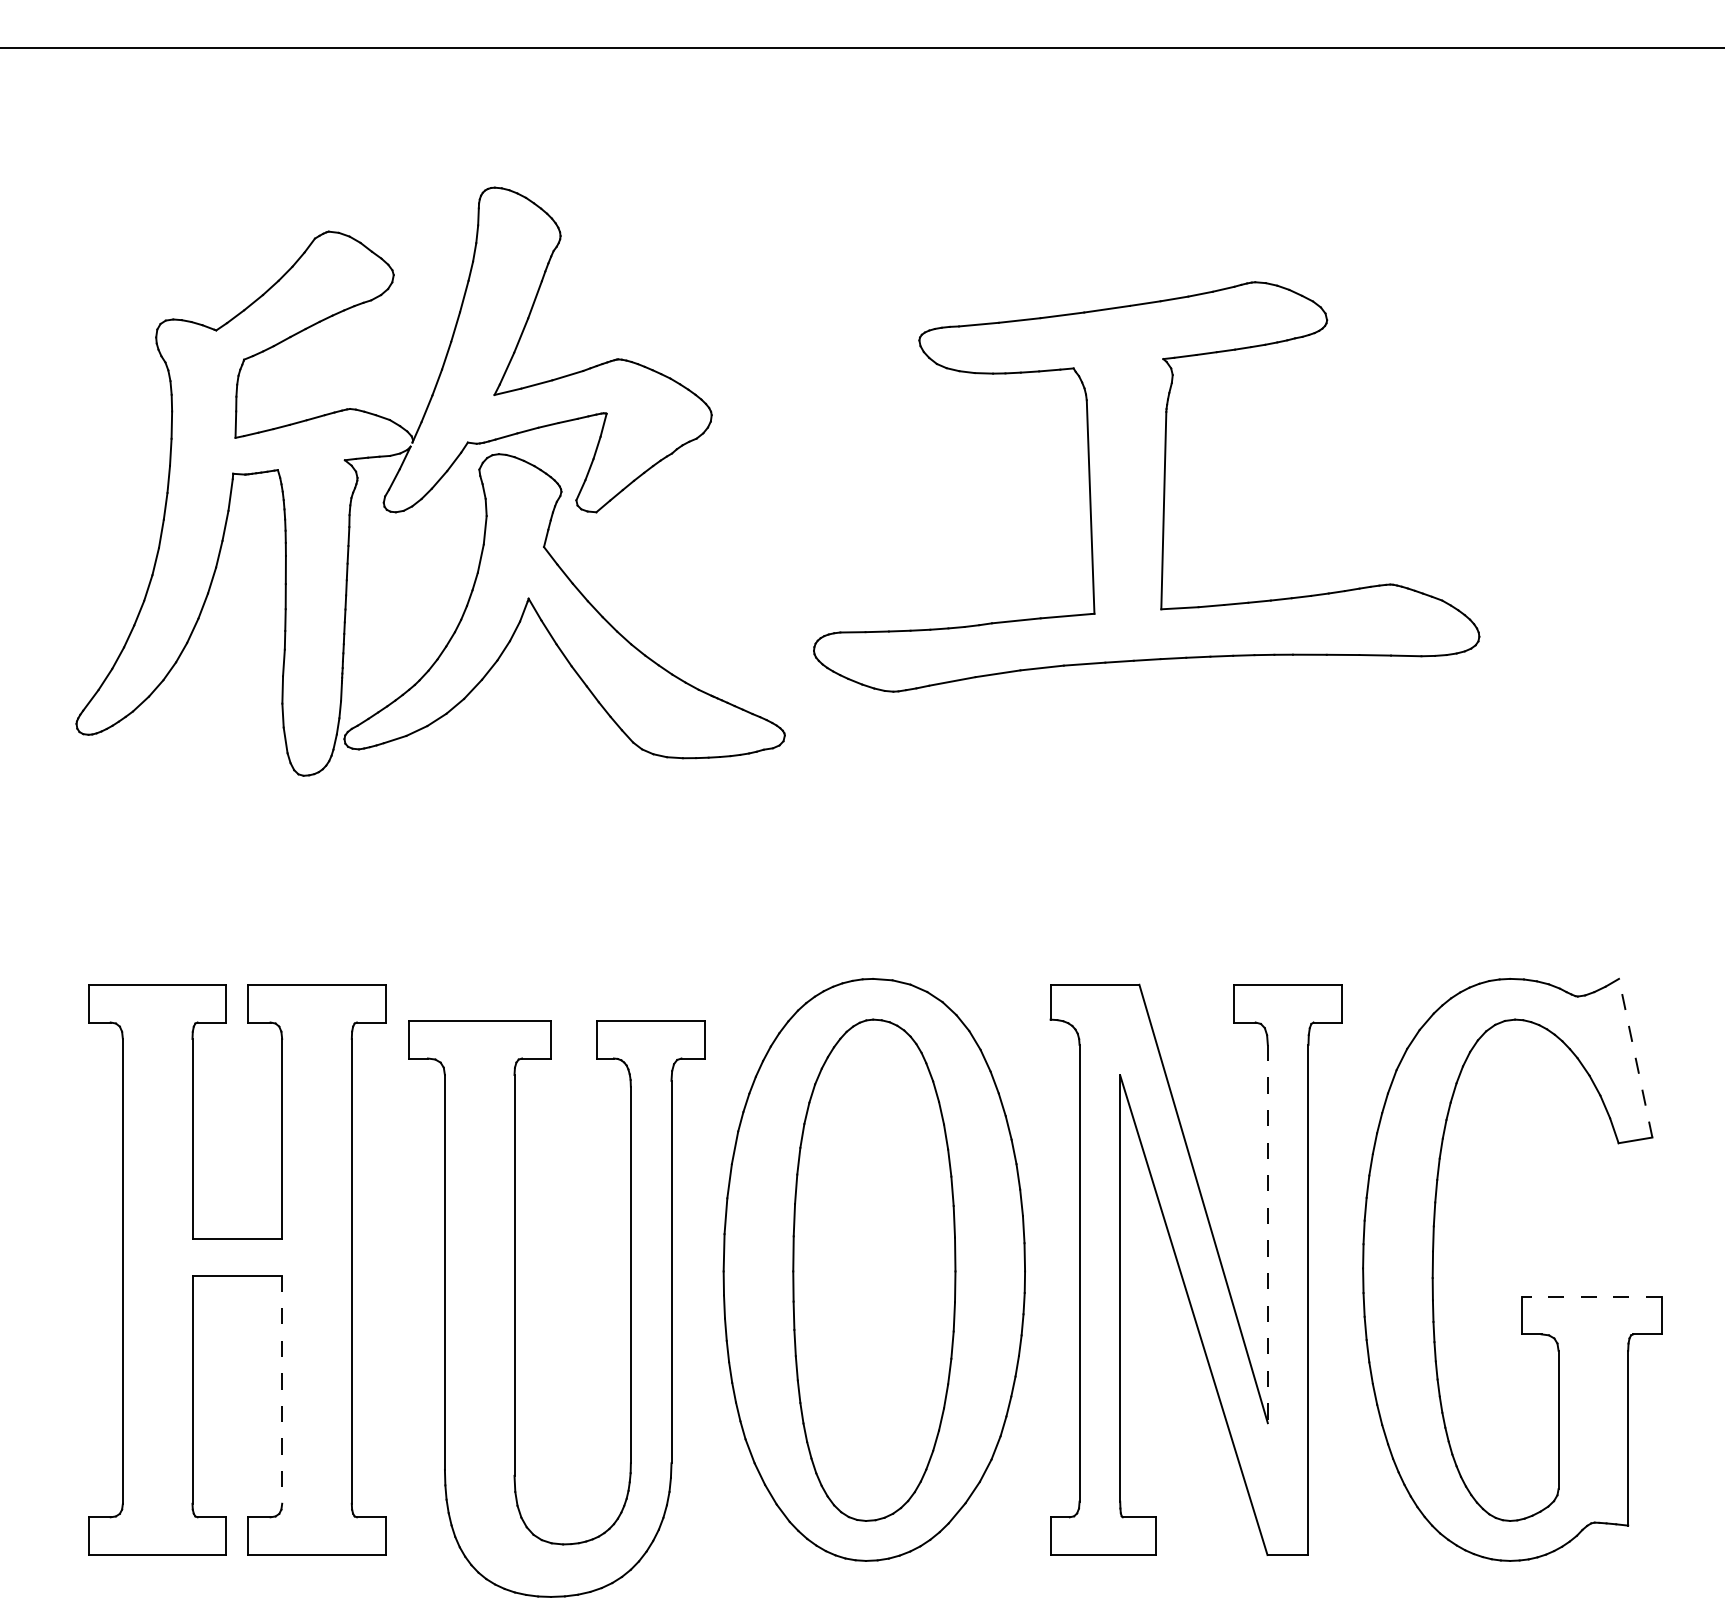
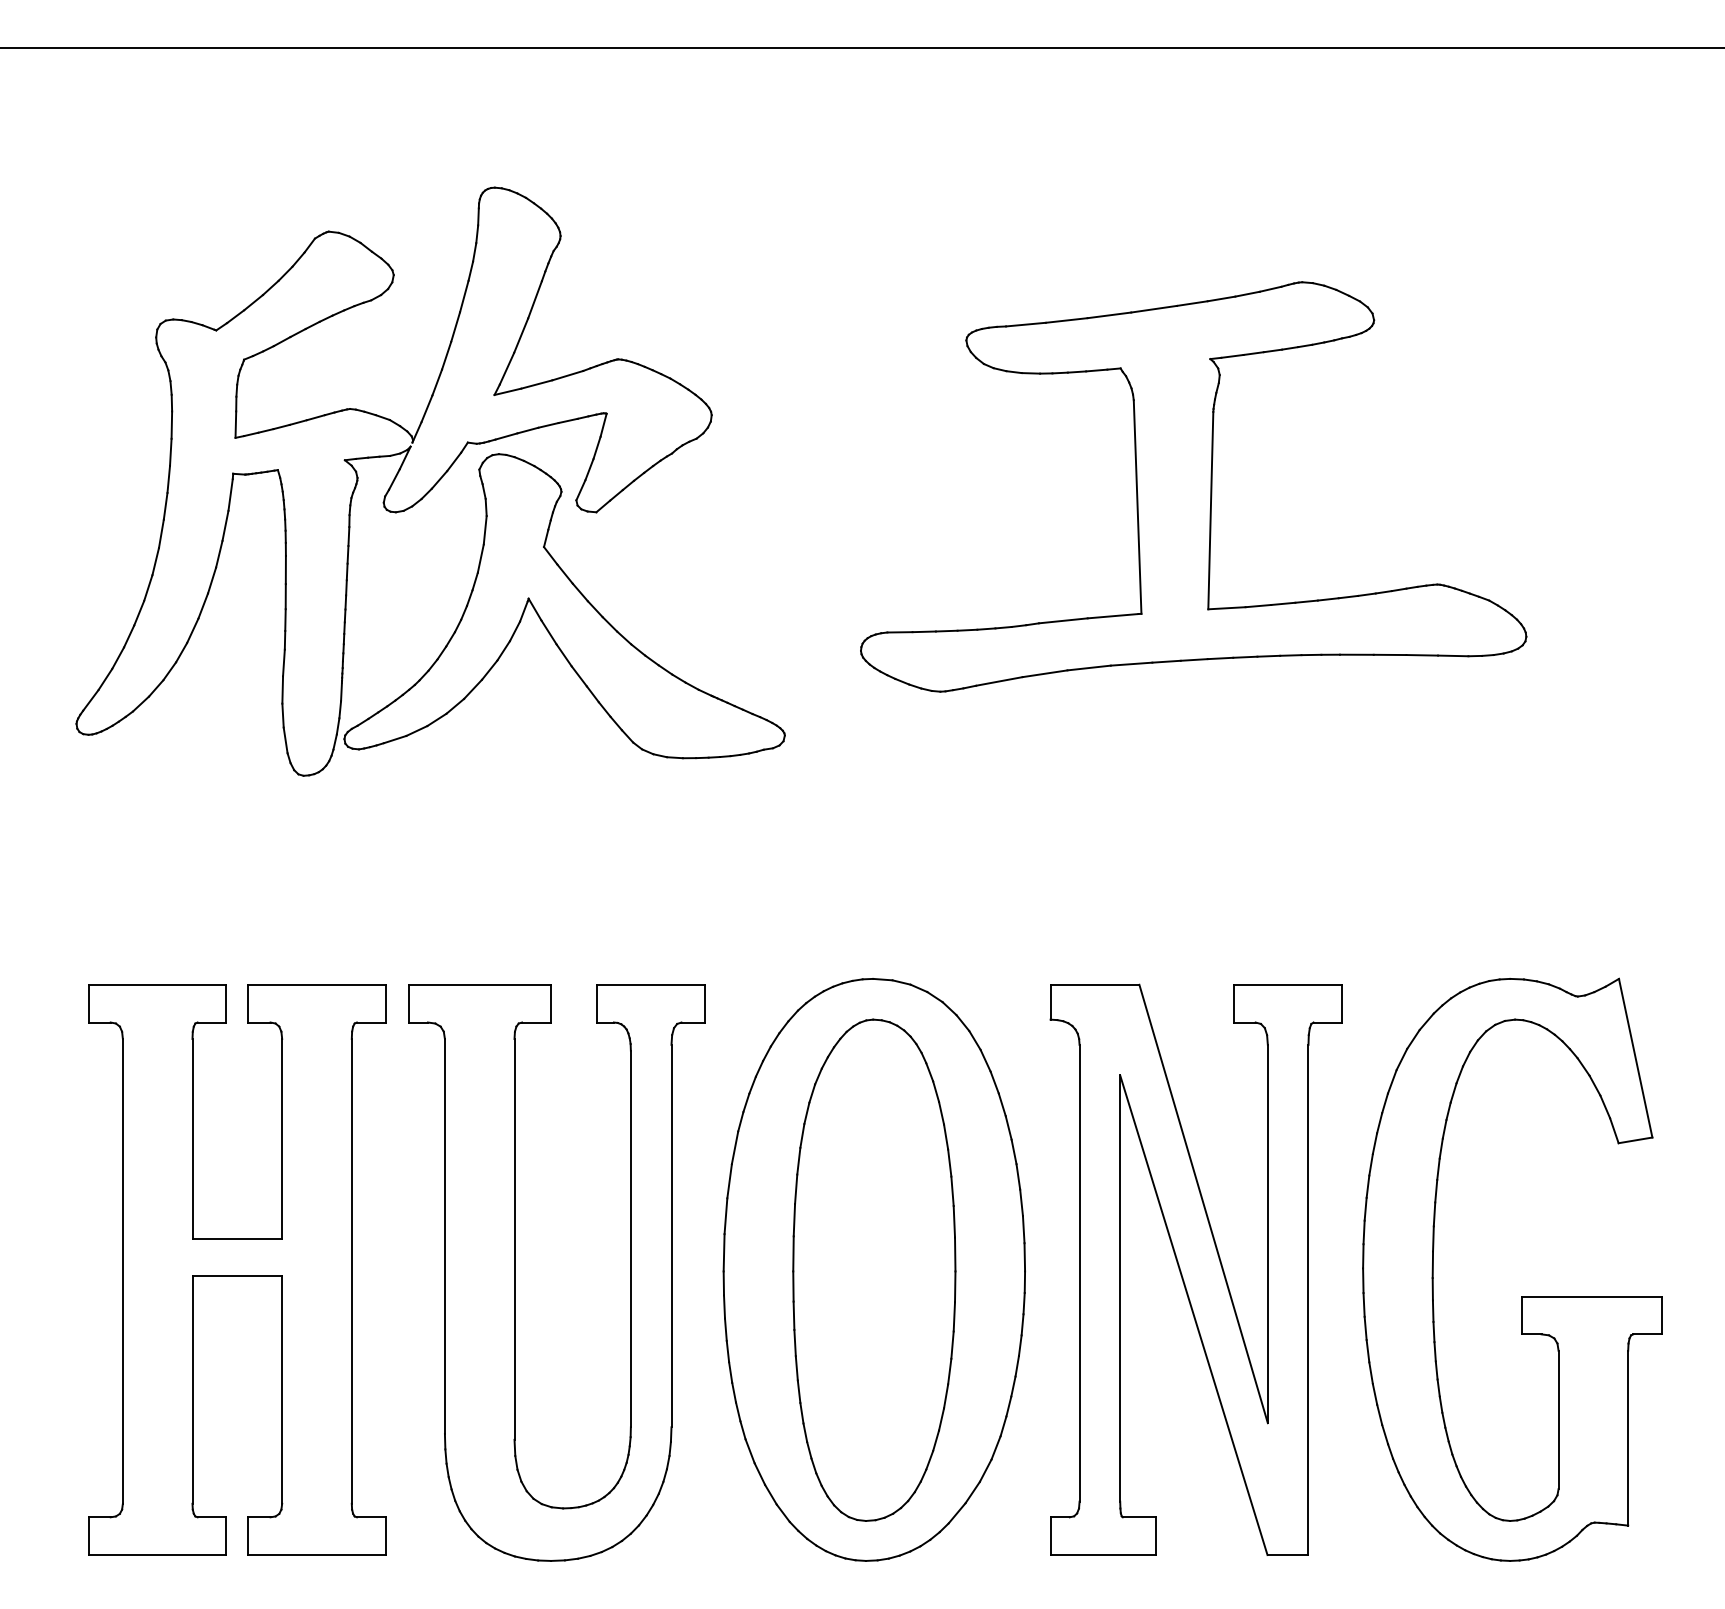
part position: (1146, 486) -> (1193, 486) (1193, 486)
line: dashed -> solid (1635, 1057)
line: dashed -> solid (1267, 1234)
line: dashed -> solid (1592, 1296)
part position: (515, 1308) -> (515, 1272) (515, 1272)
line: dashed -> solid (282, 1390)
